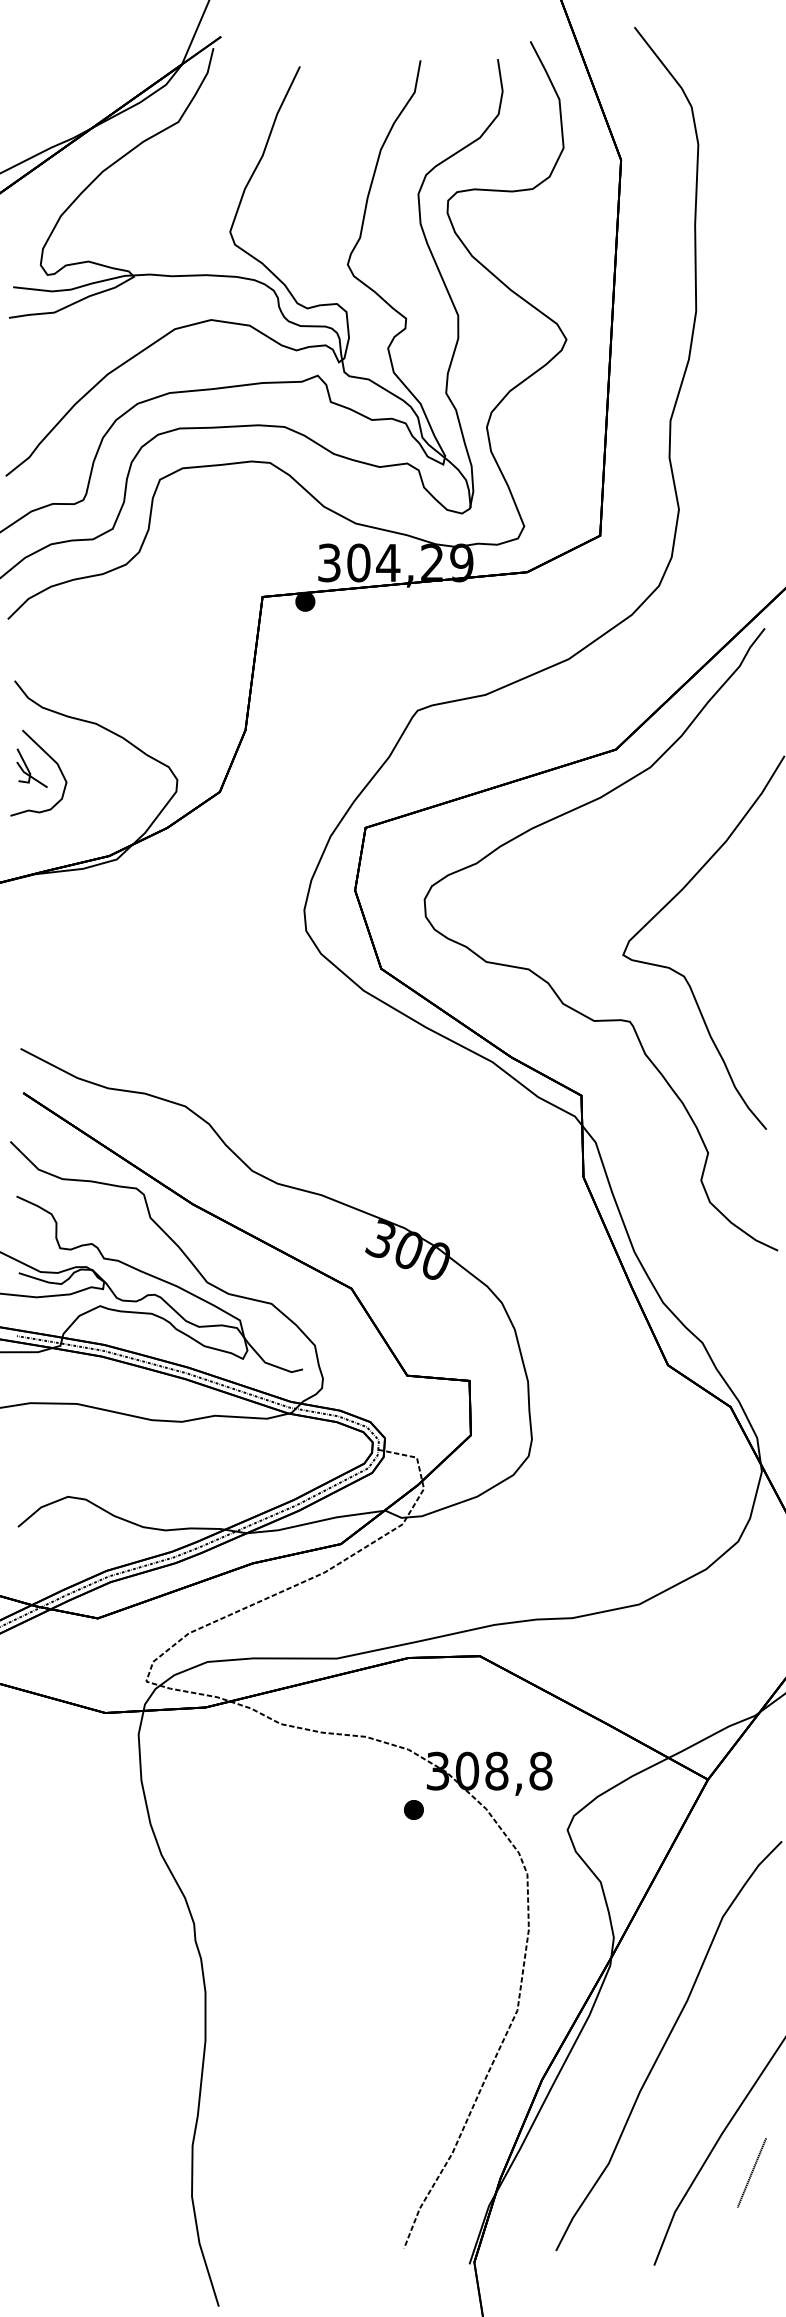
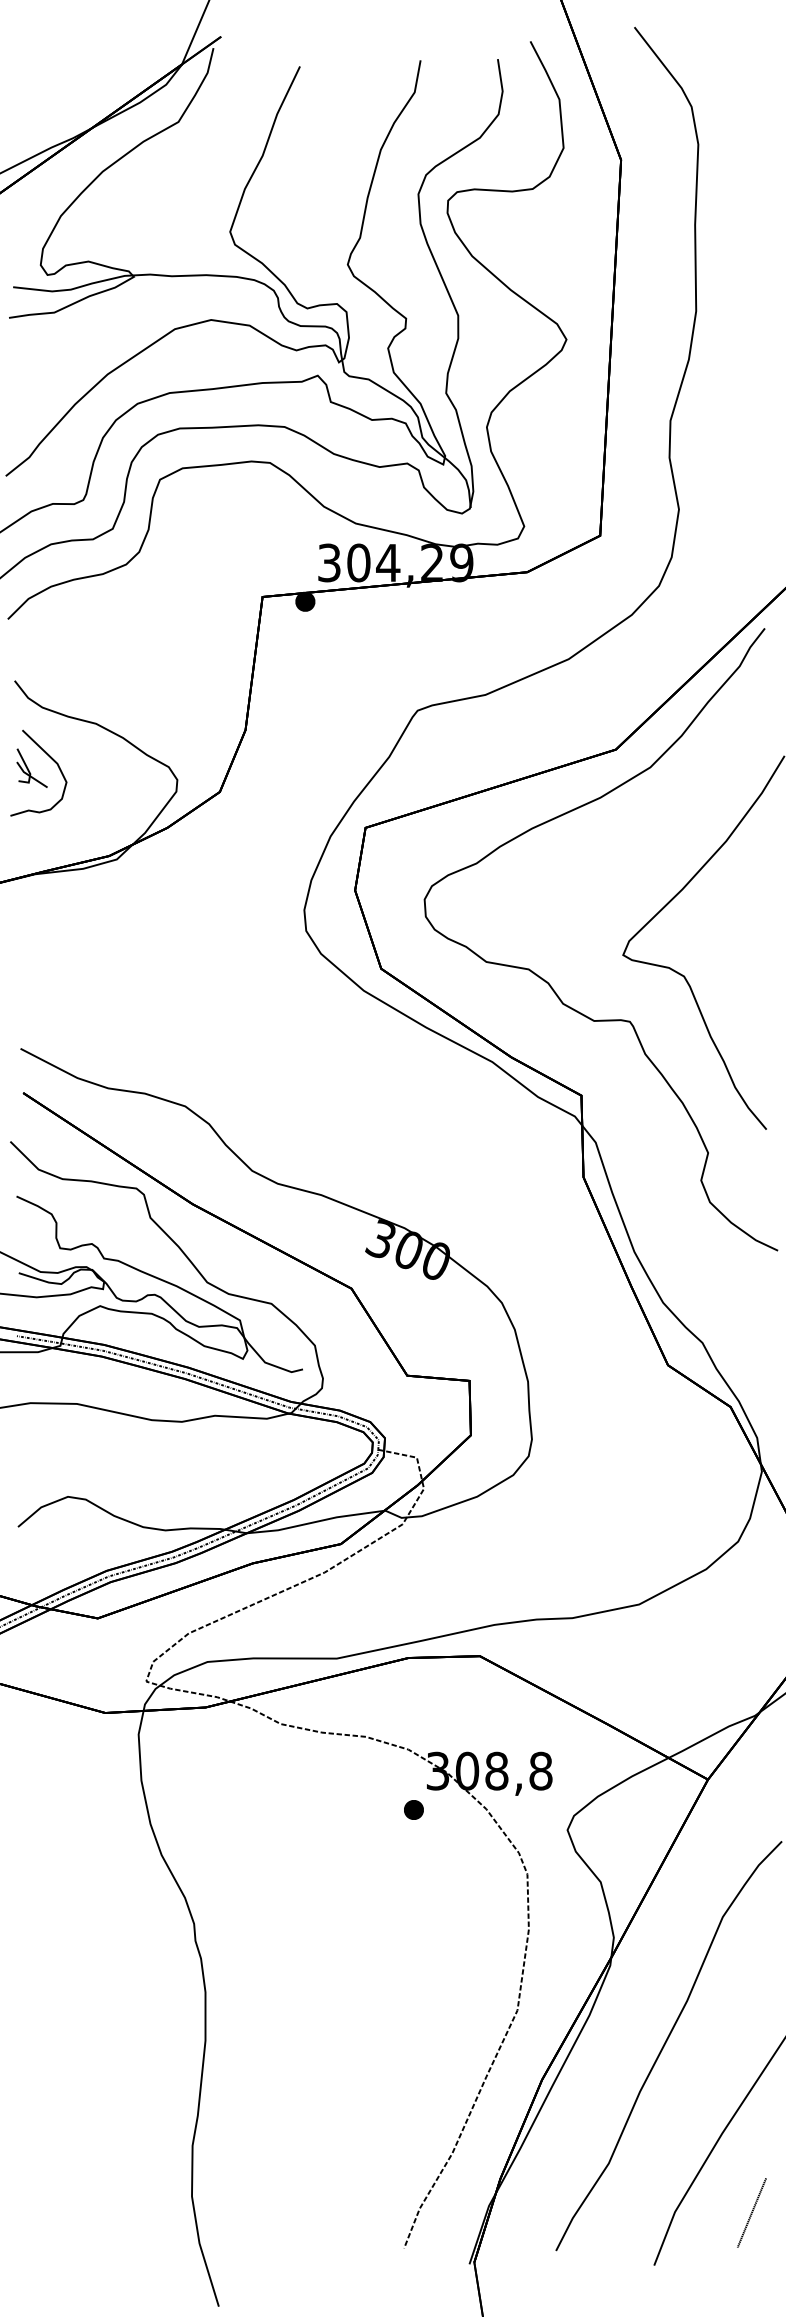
line position: (751, 2172) -> (751, 2212) (751, 2212)
